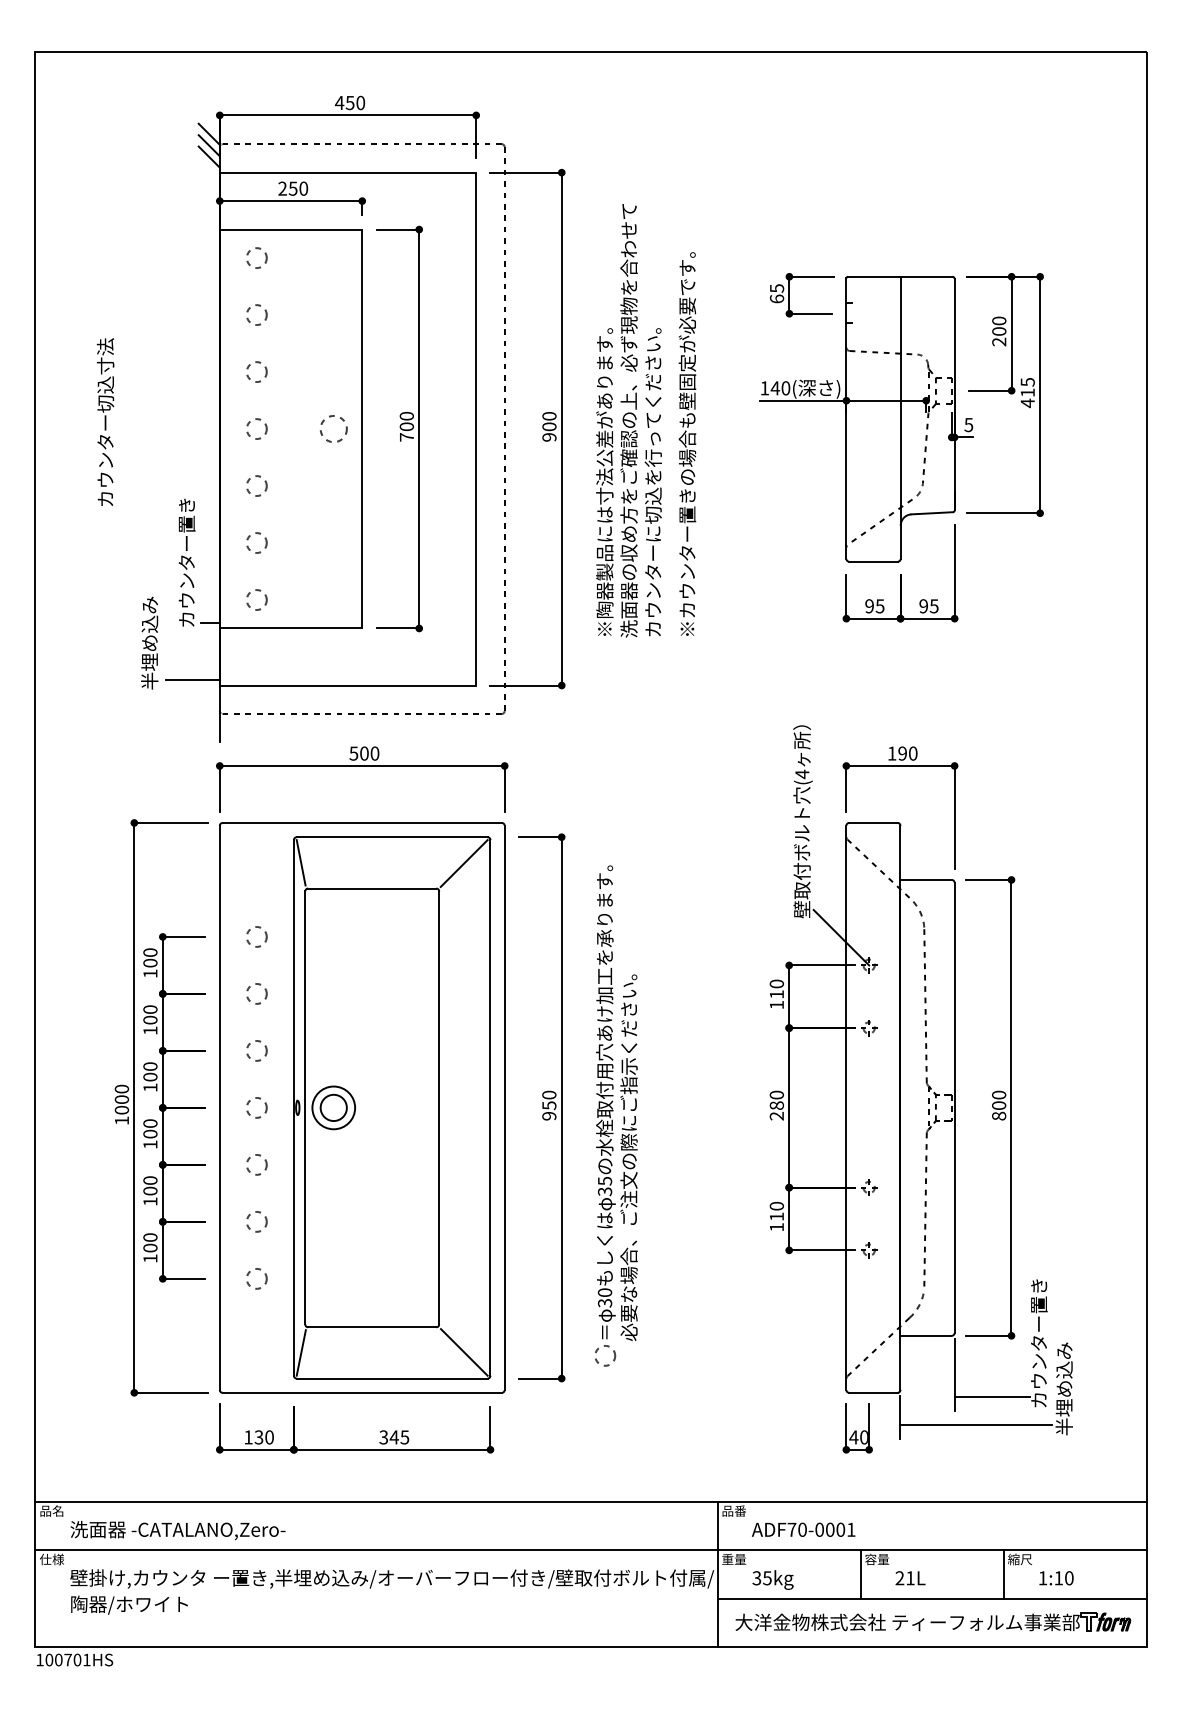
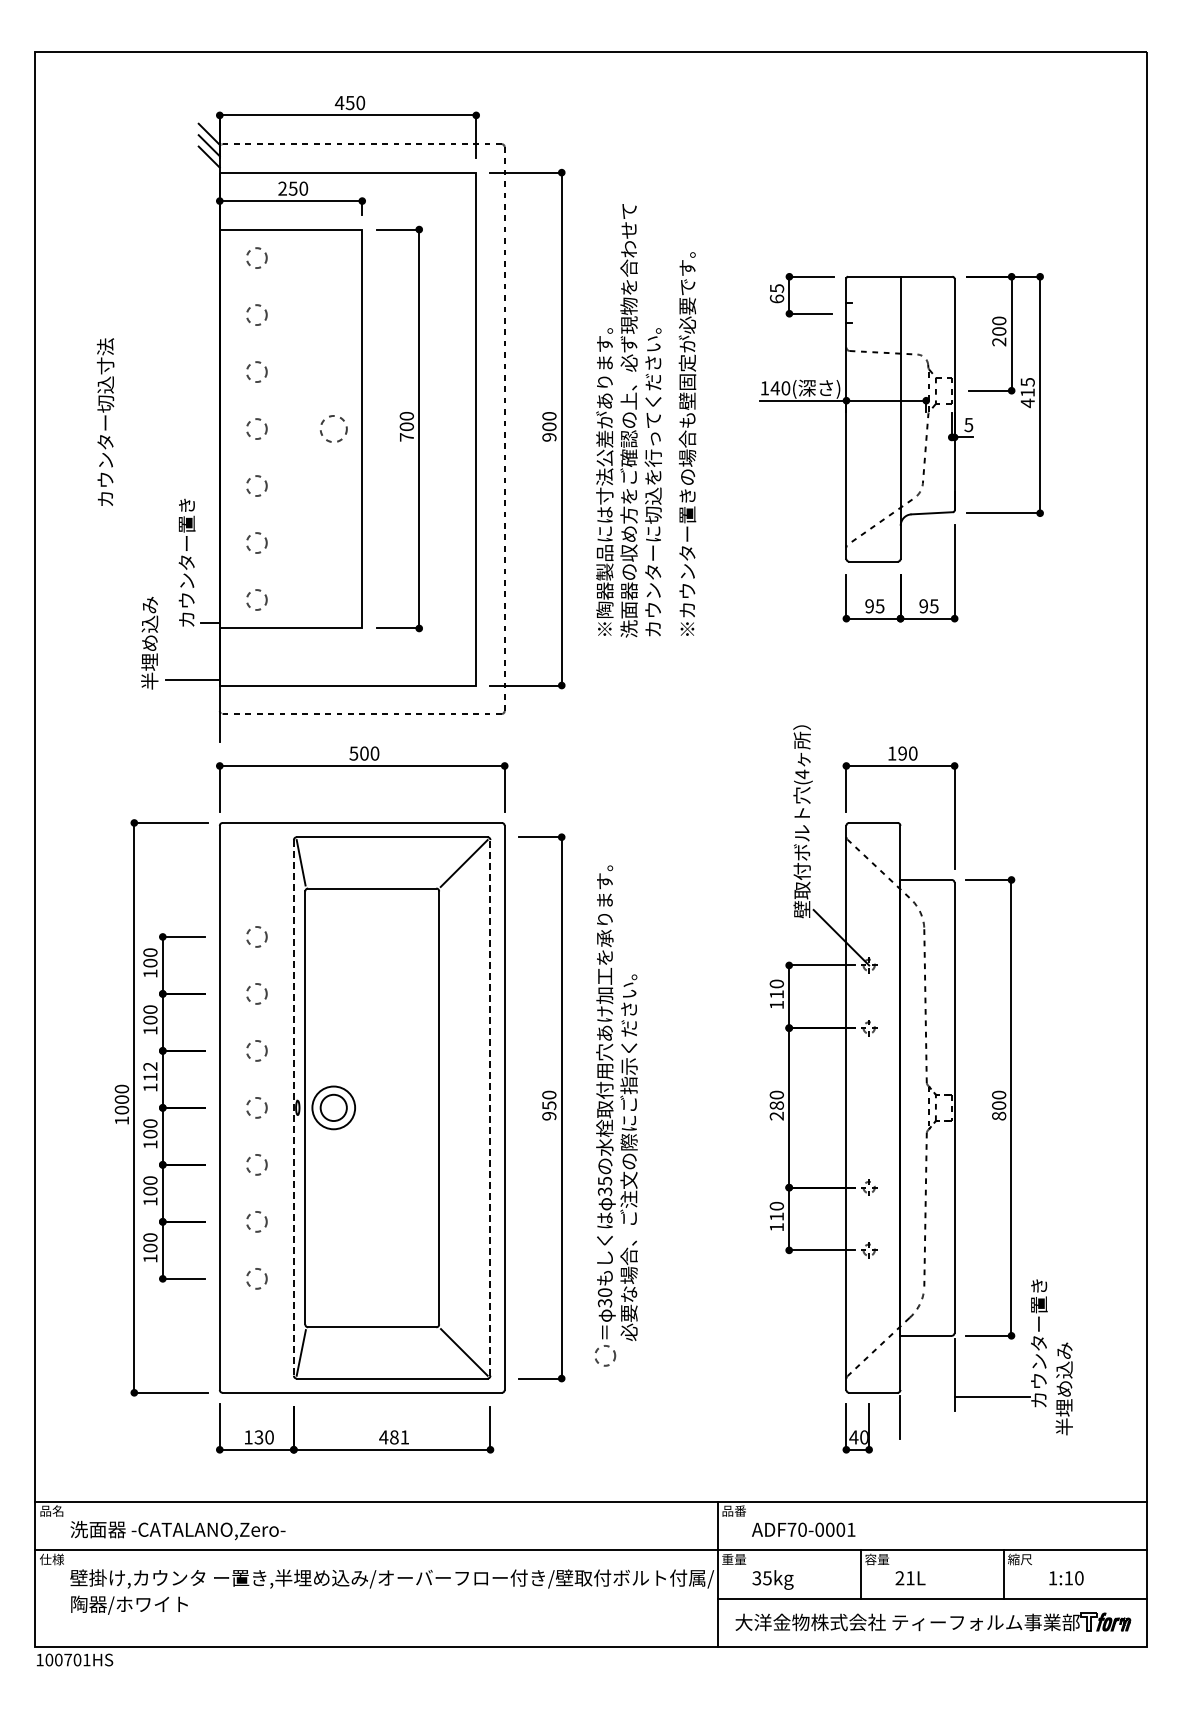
text: 100 -> 112 (150, 1071)
line: solid -> dashed (293, 1107)
line: solid -> dashed (490, 1107)
line: present -> none (975, 1425)
text: 345 -> 481 (394, 1437)
text position: (1056, 1578) -> (1066, 1578) (1066, 1578)
